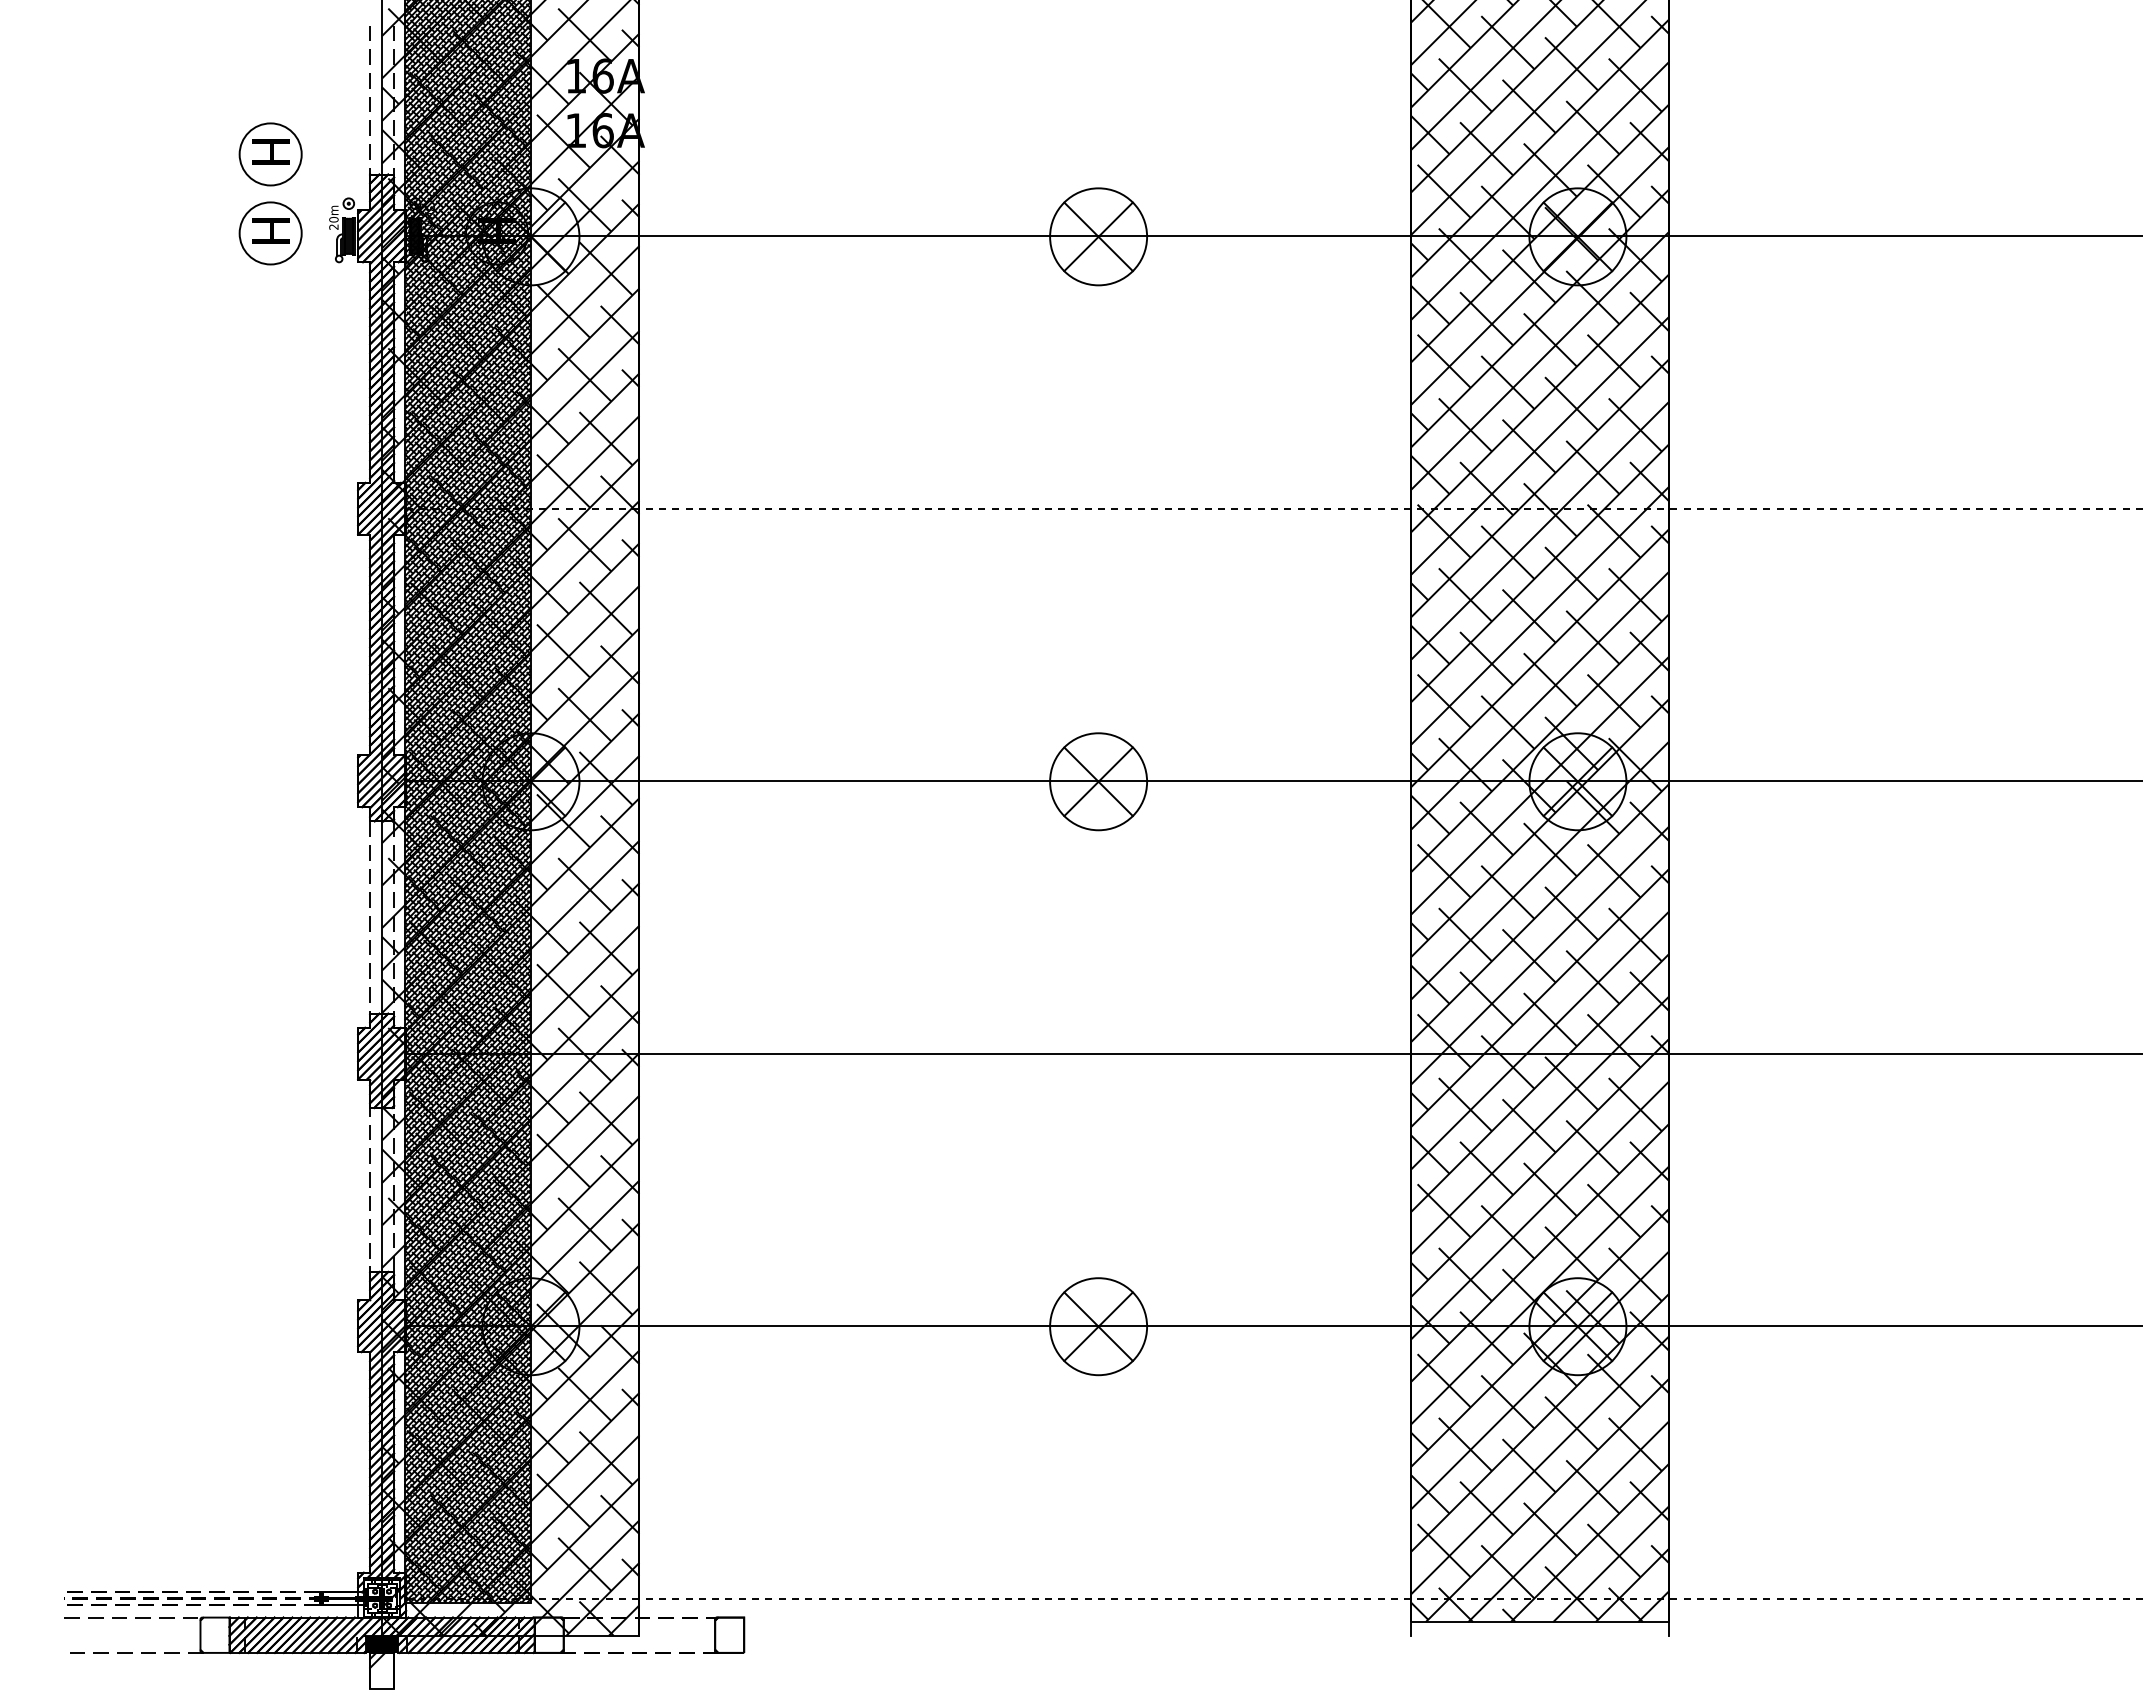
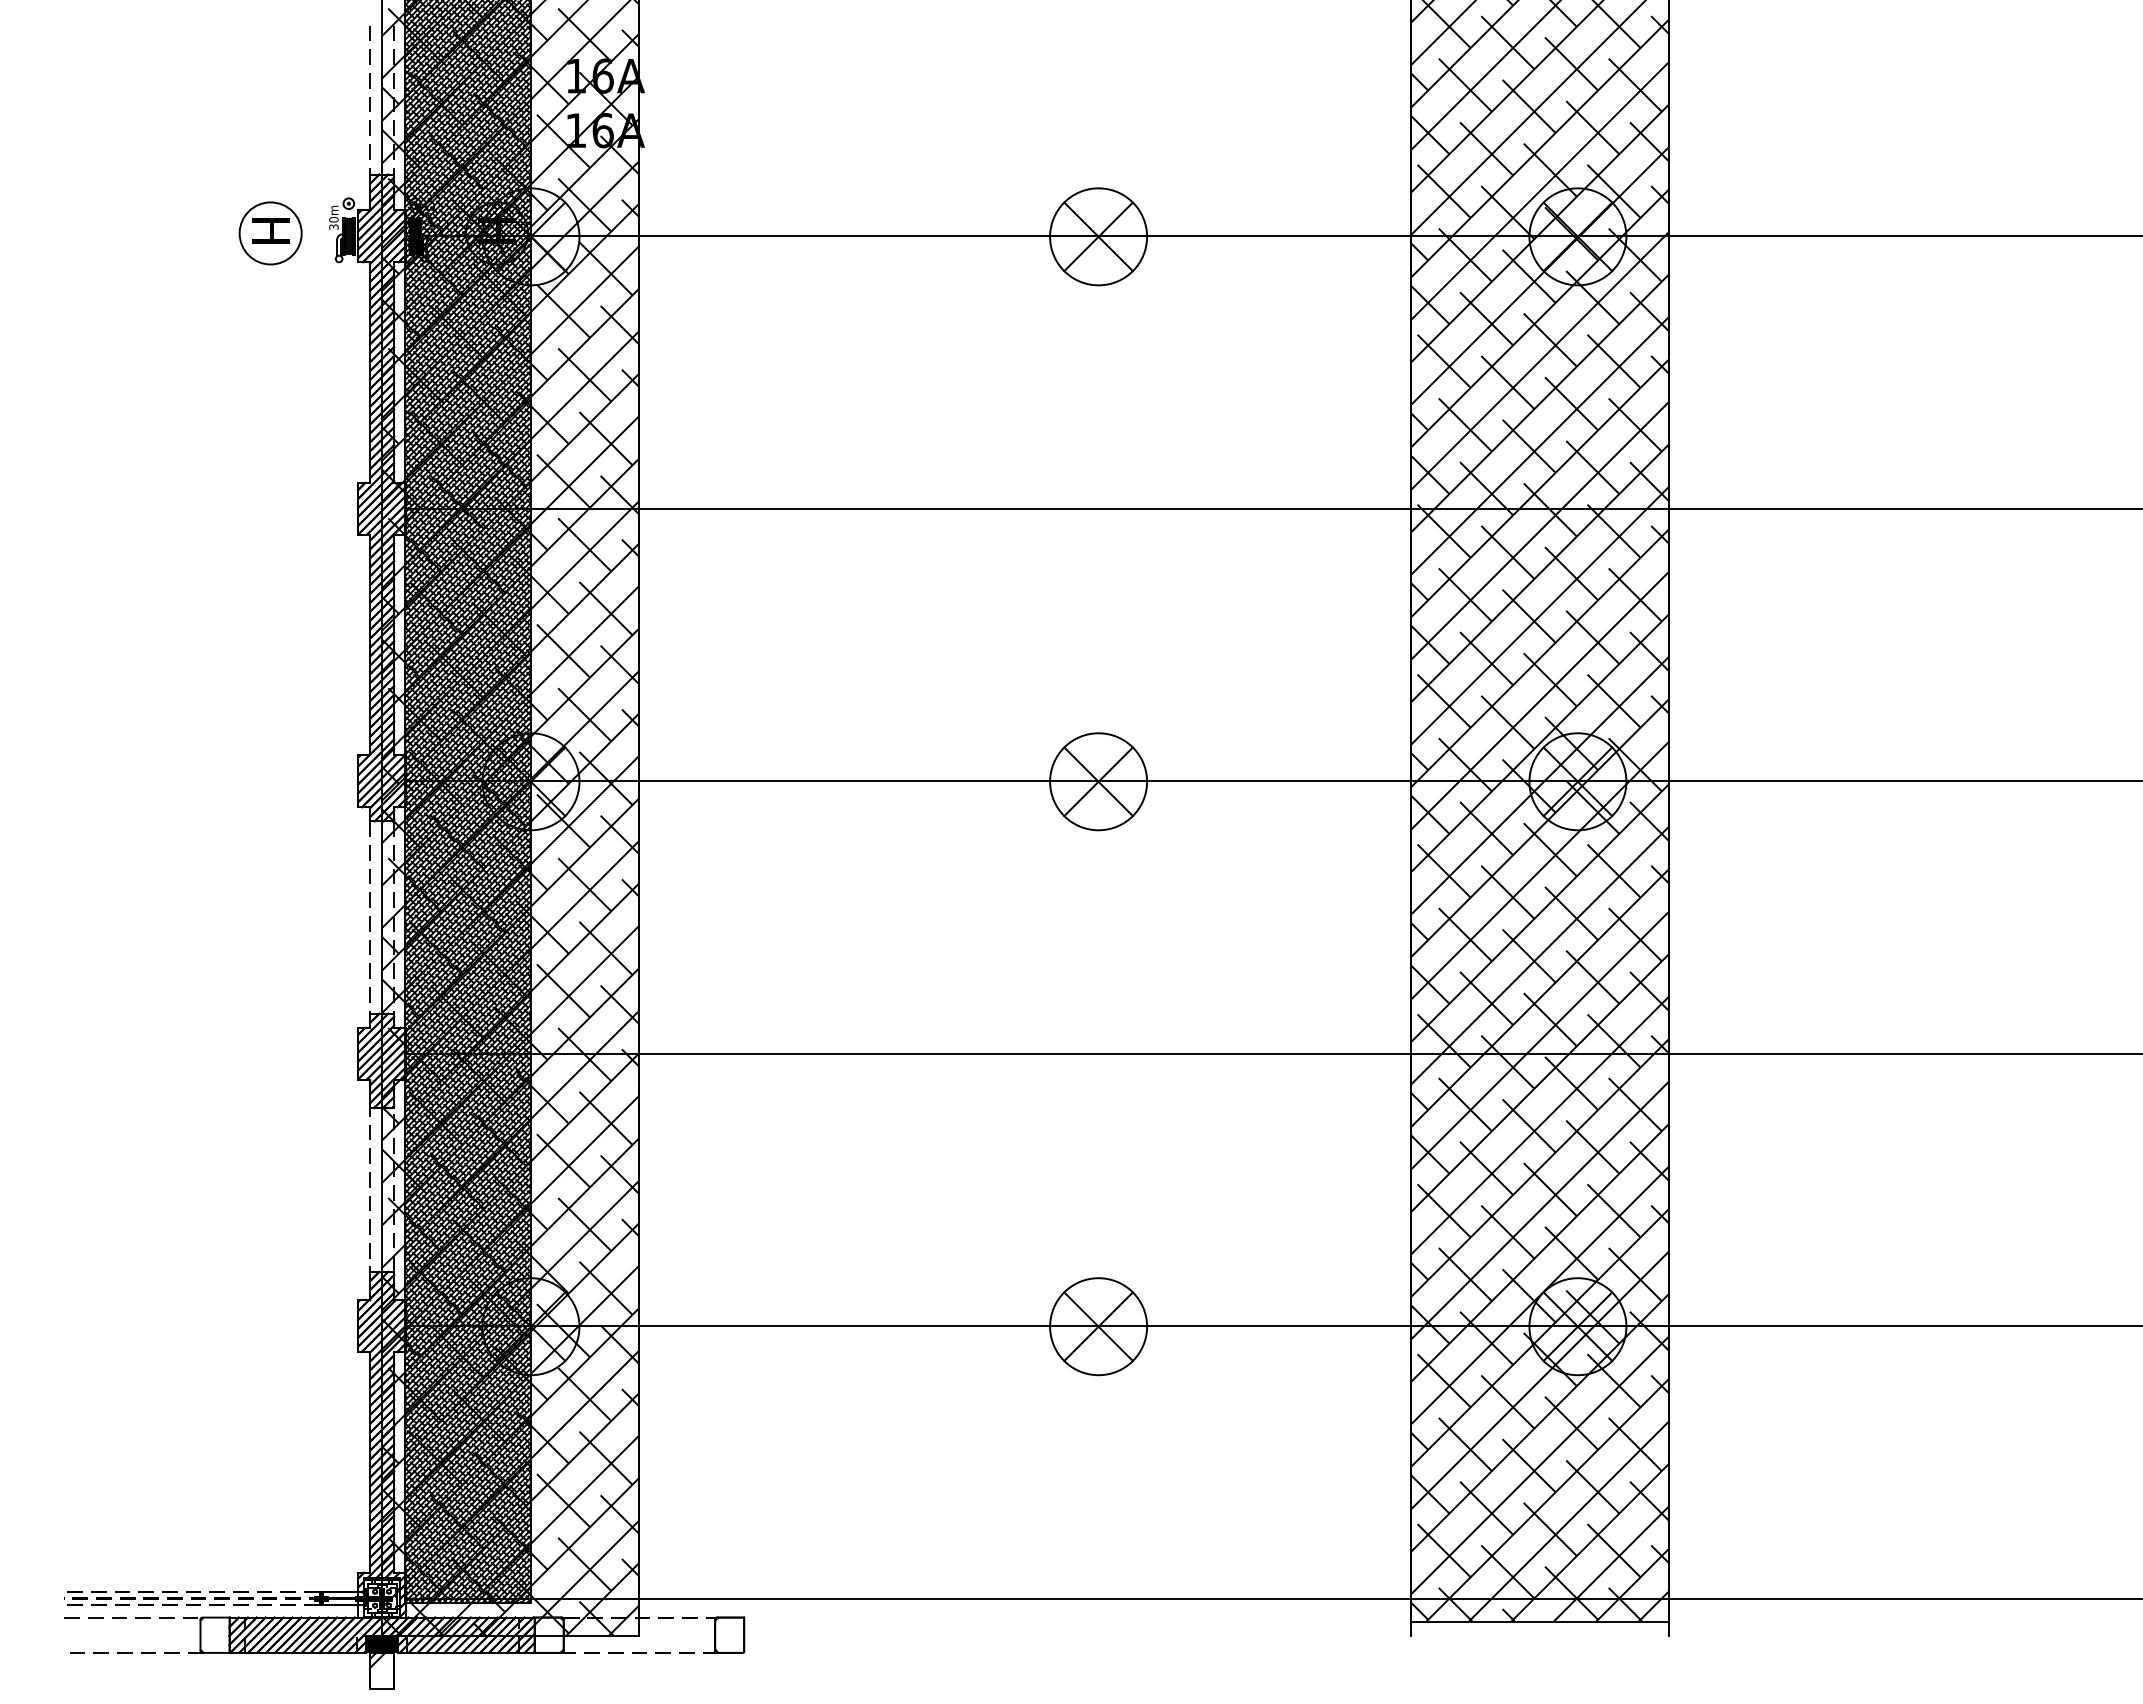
part: present -> none (270, 154)
text: 20m -> 30m (333, 226)
line: dashed -> solid (1275, 508)
line: dashed -> solid (1274, 1598)
